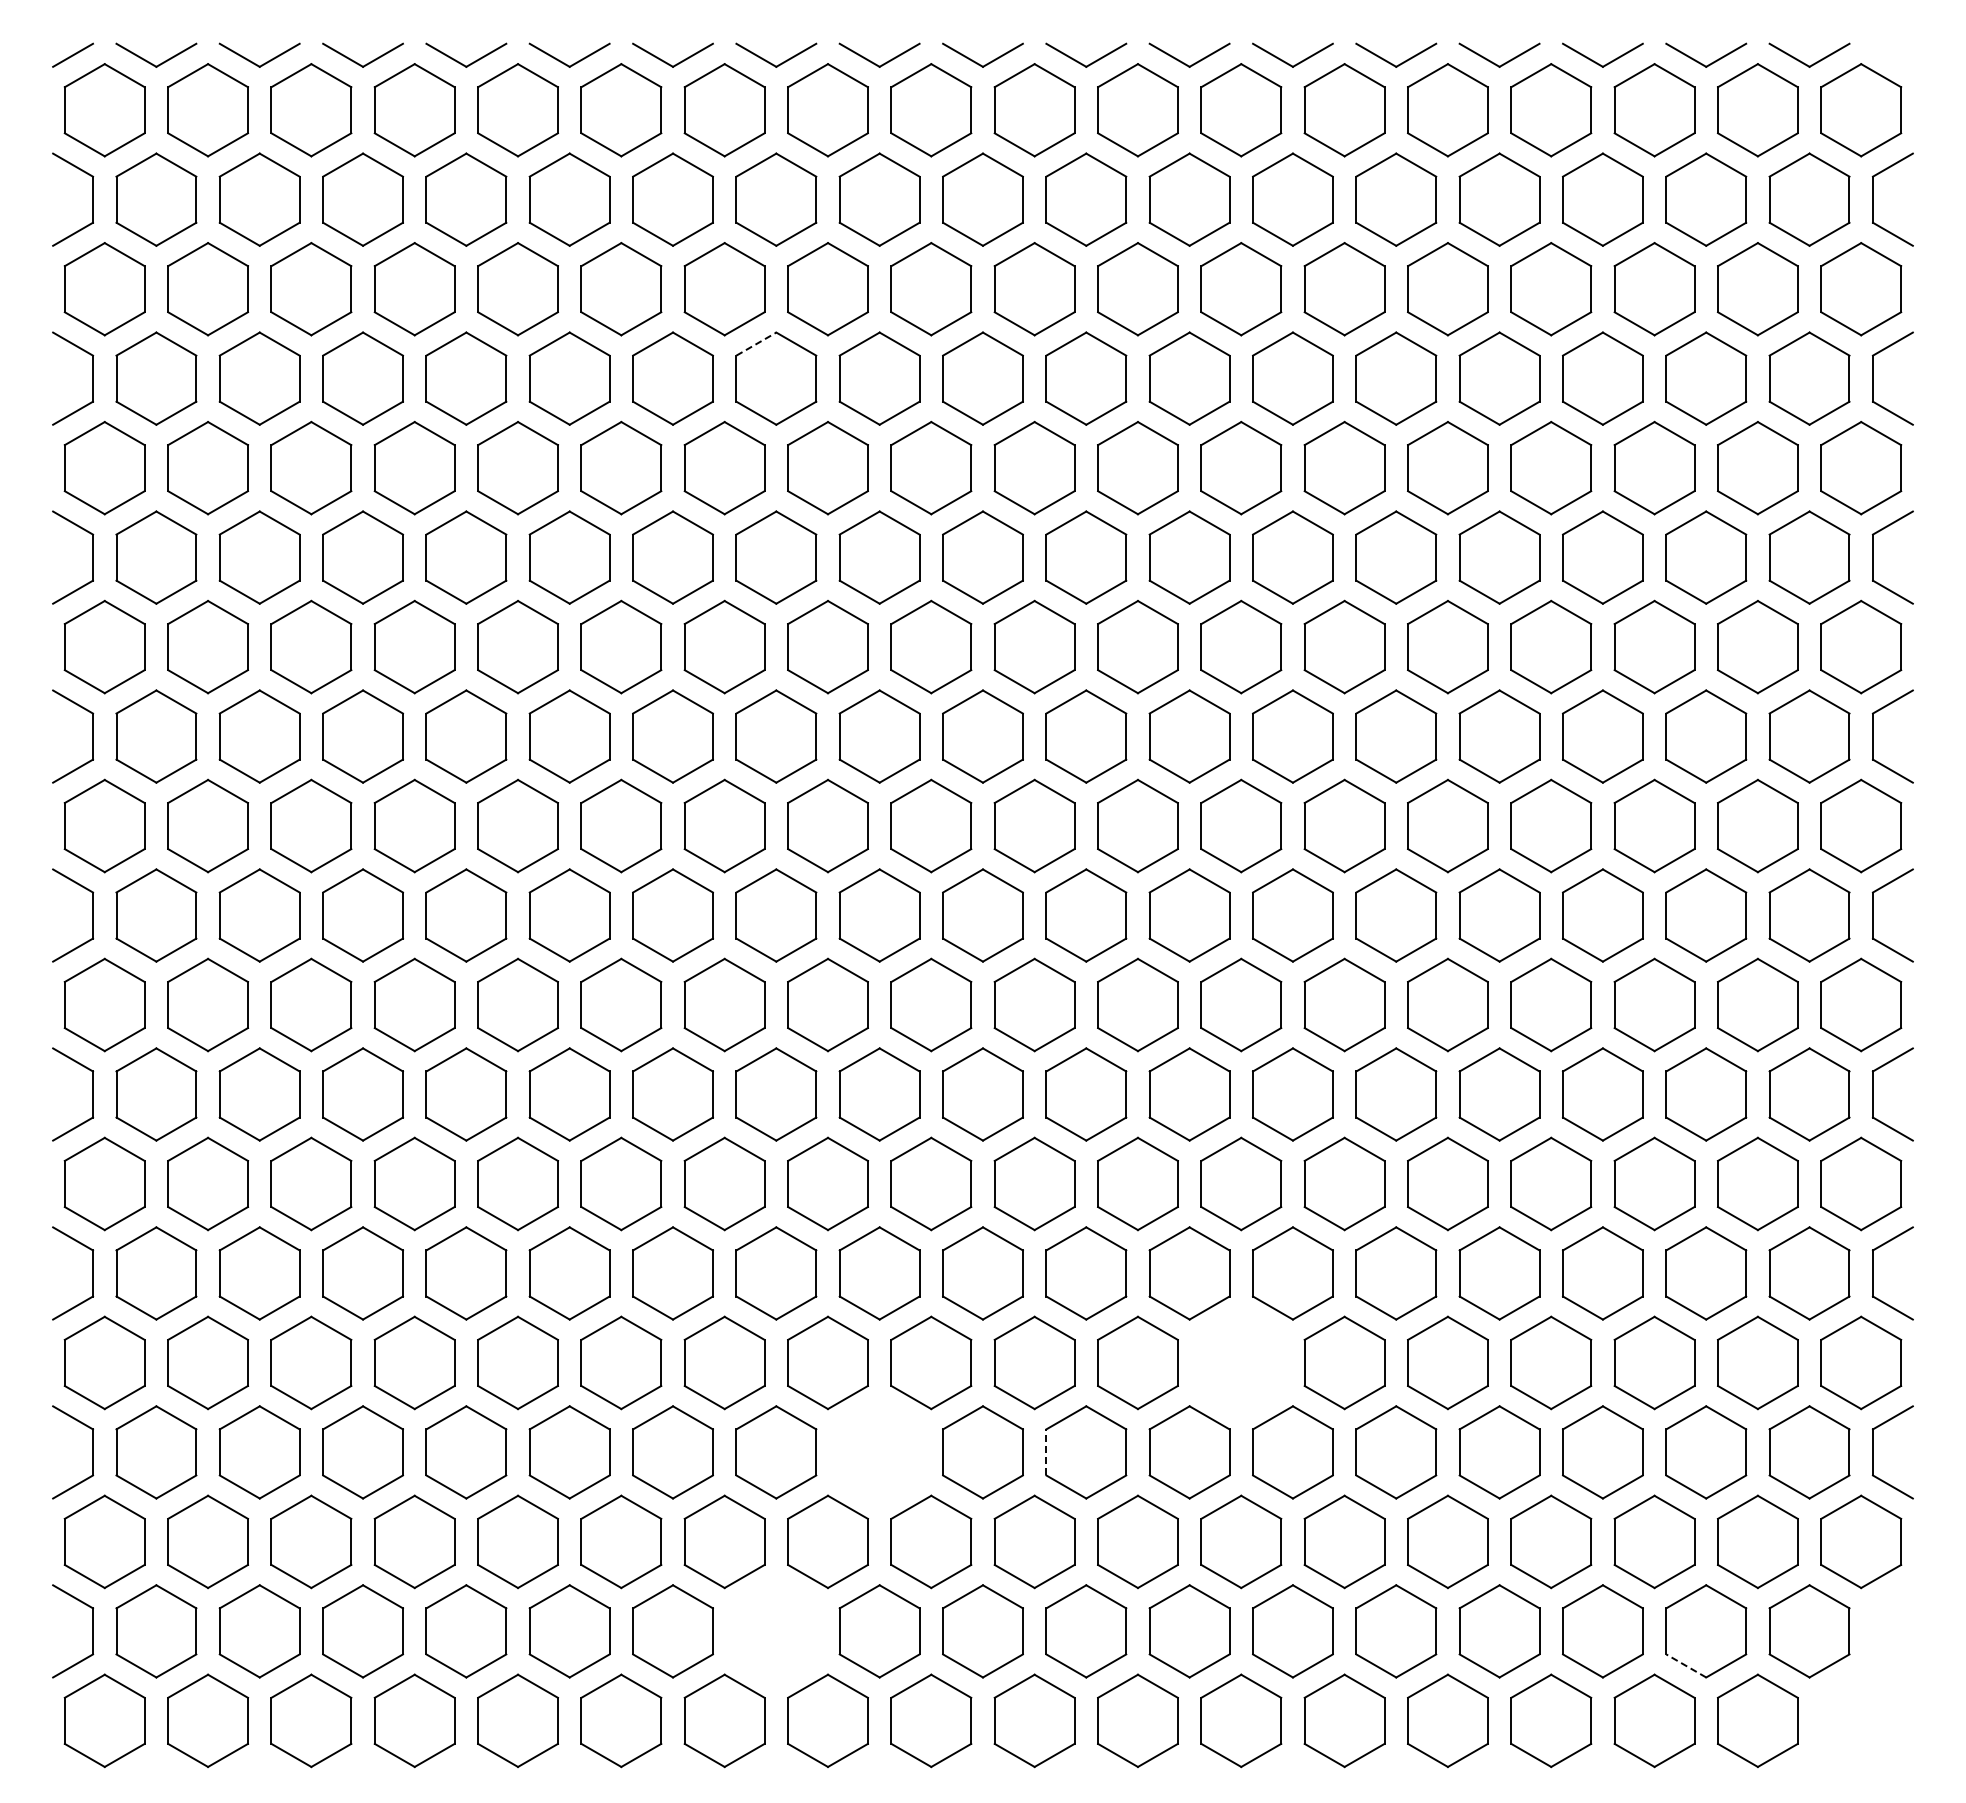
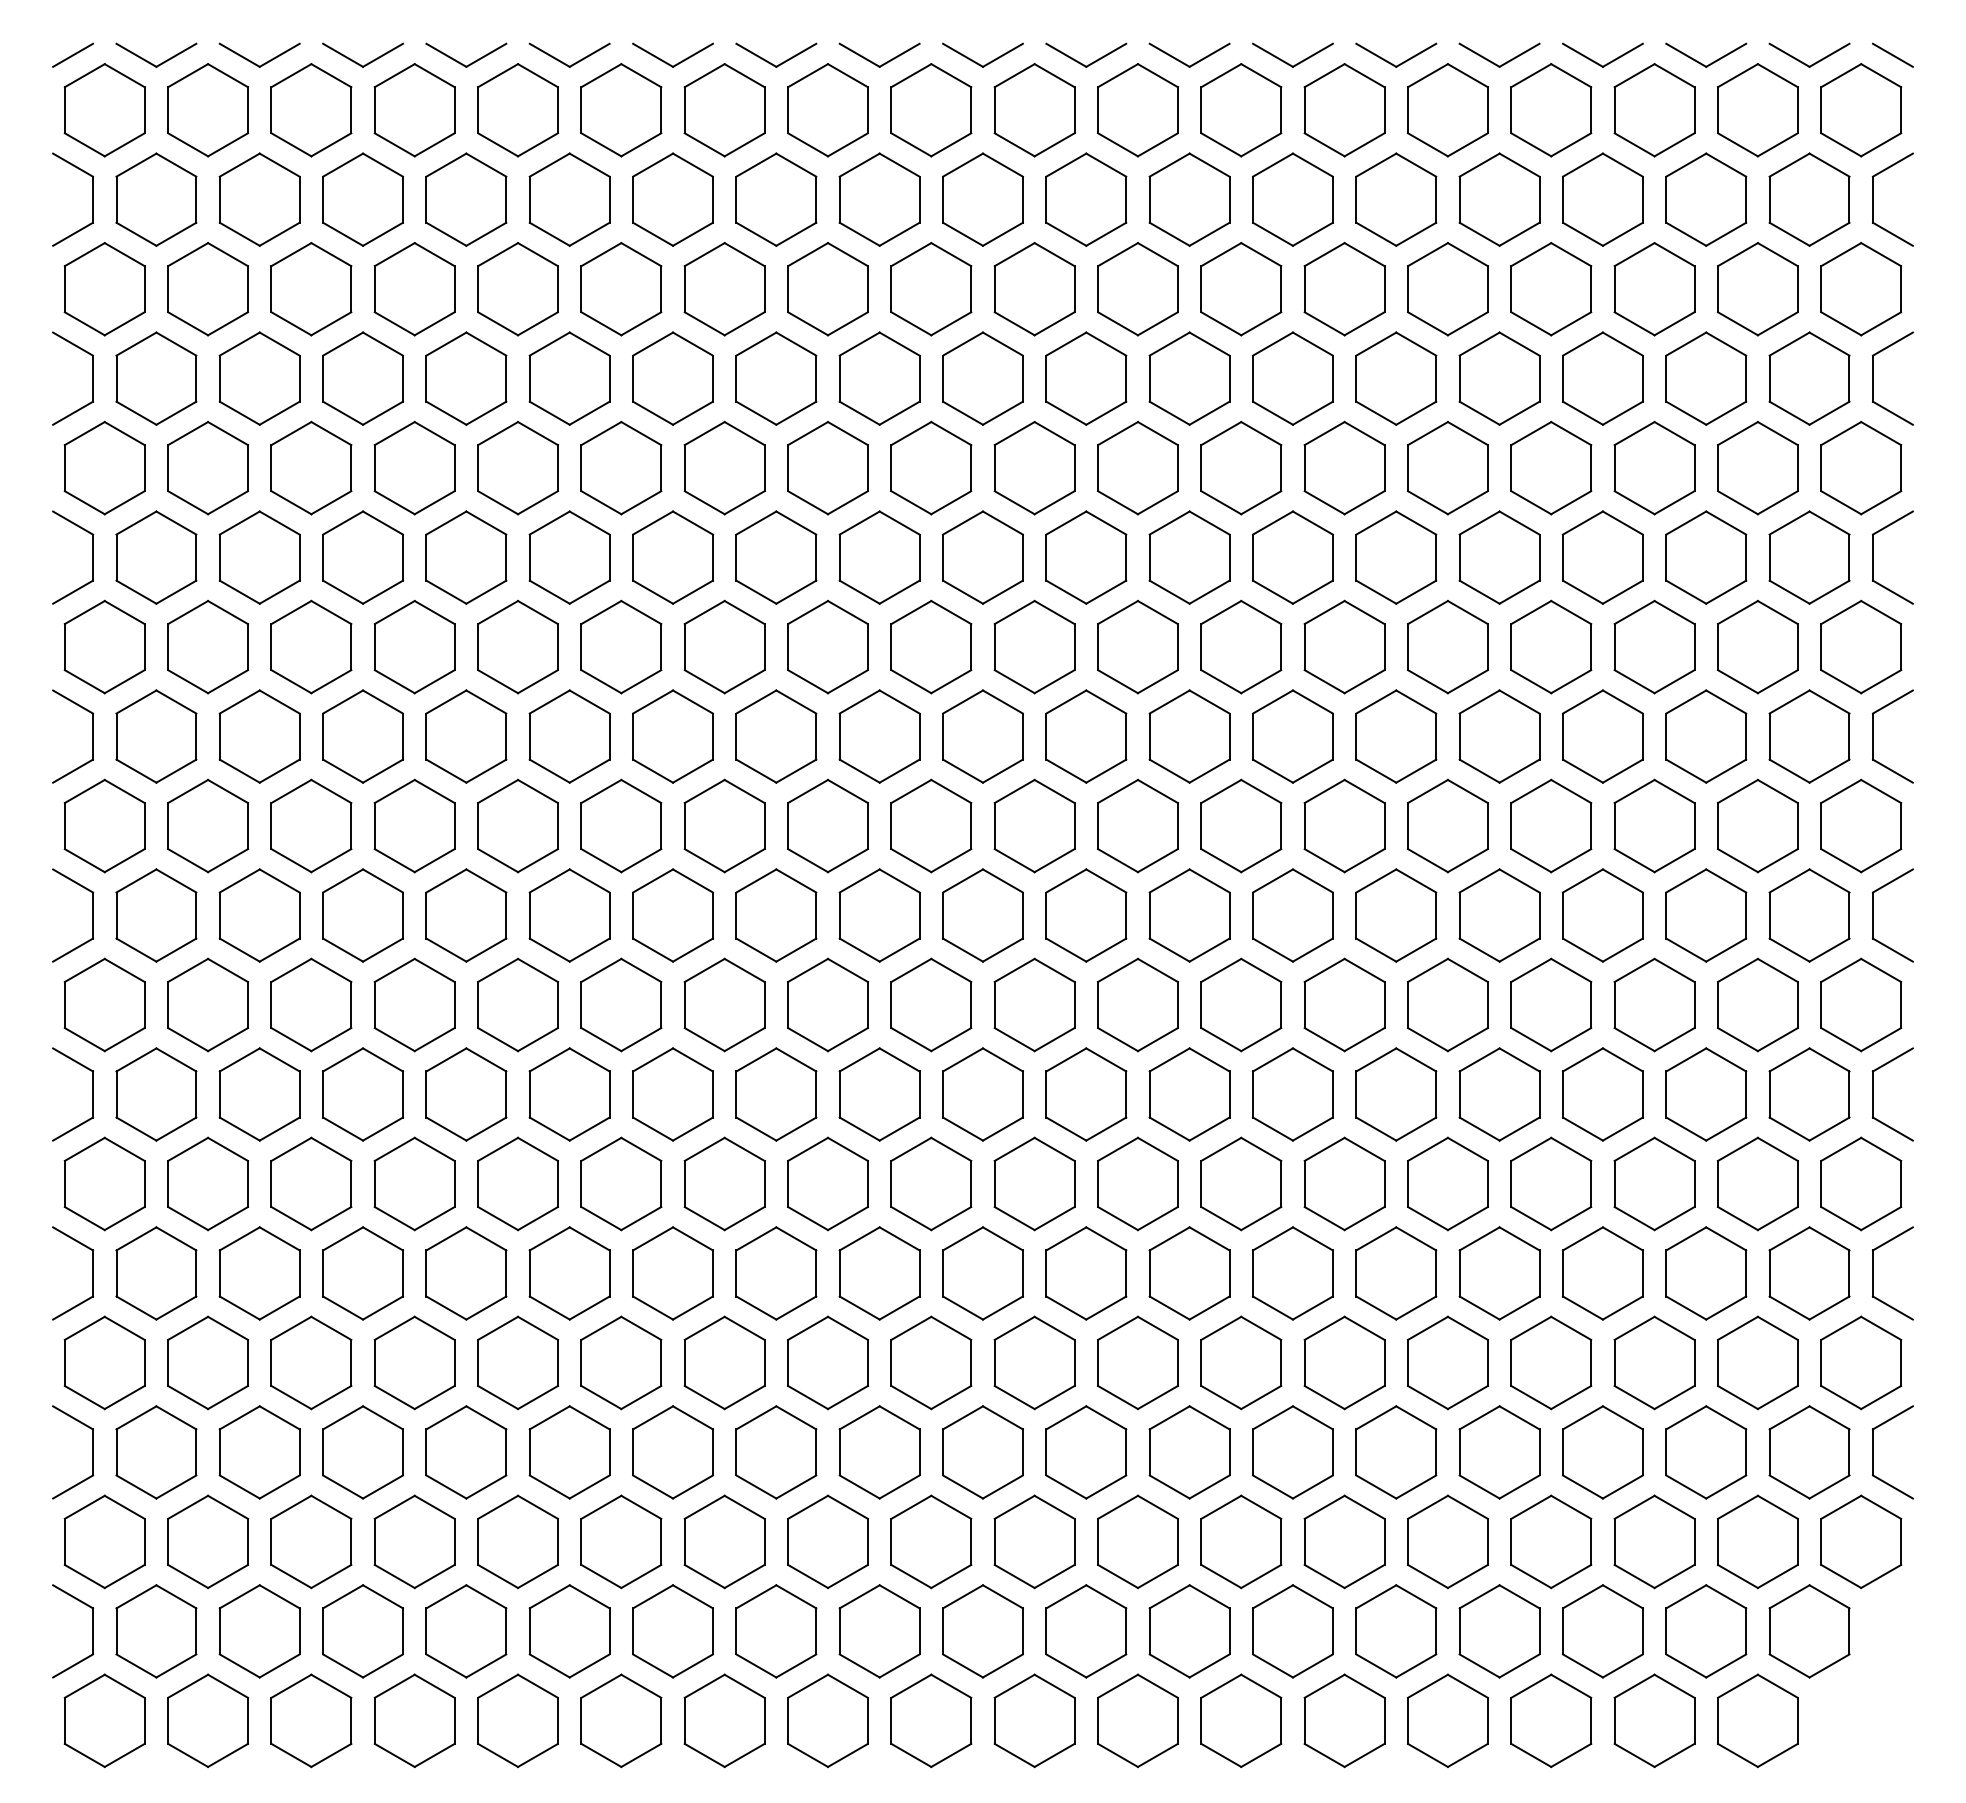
line: none -> present (1892, 54)
line: dashed -> solid (756, 343)
part: none -> present (1241, 1362)
line: dashed -> solid (1046, 1451)
part: none -> present (879, 1452)
part: none -> present (776, 1631)
line: dashed -> solid (1685, 1665)
